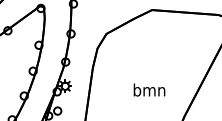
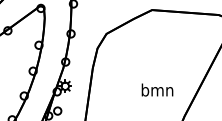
text position: (149, 89) -> (157, 89) (157, 89)
